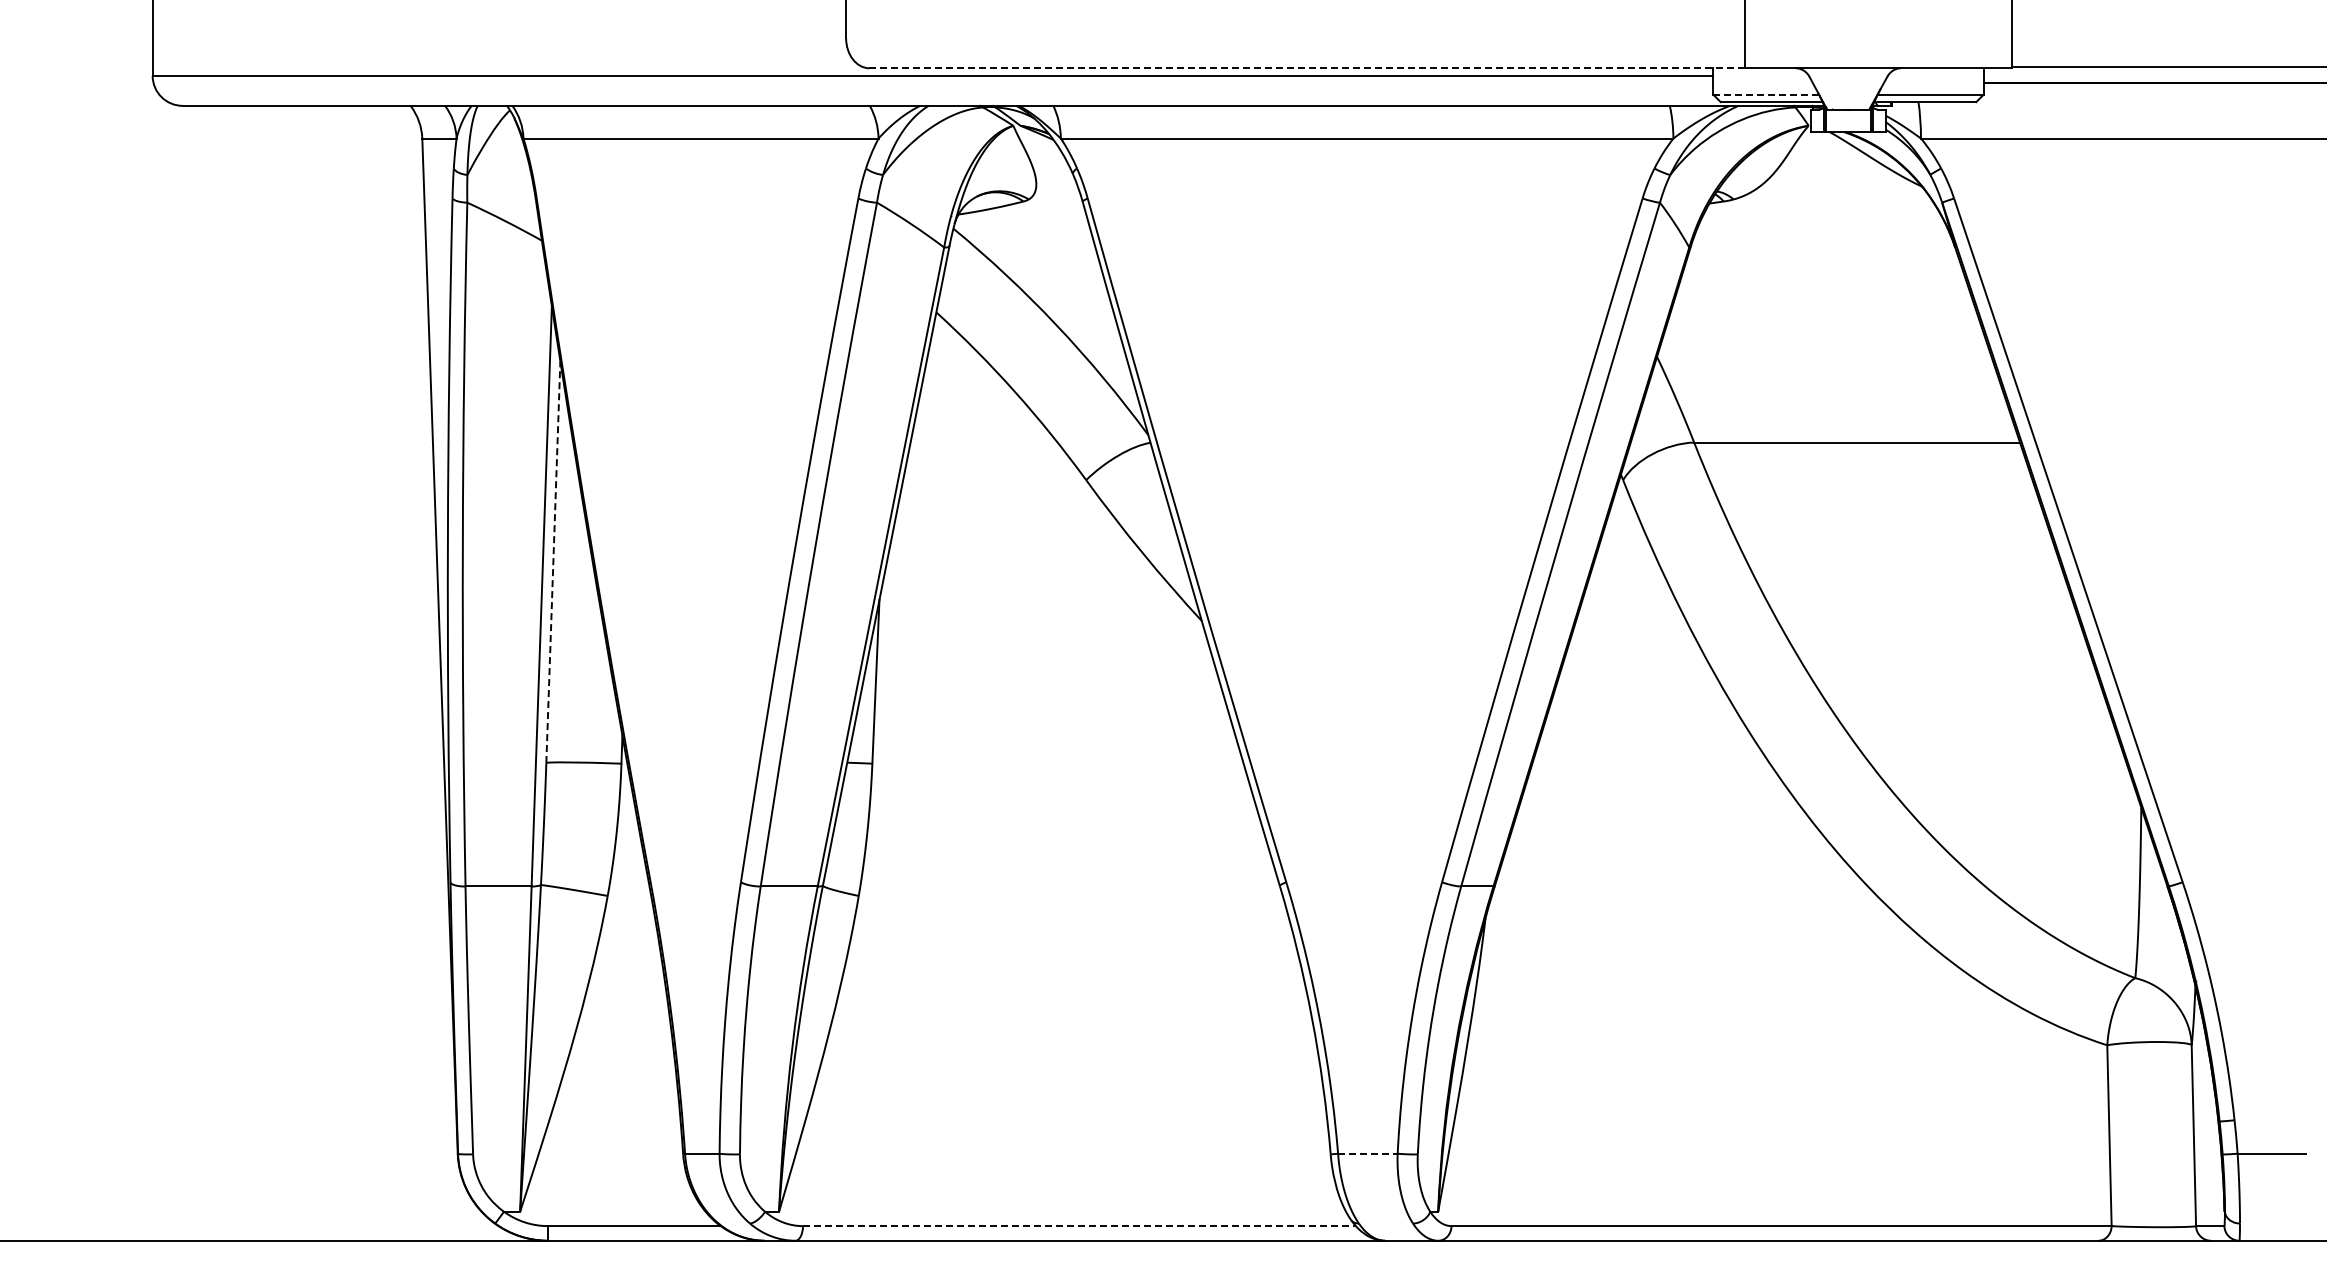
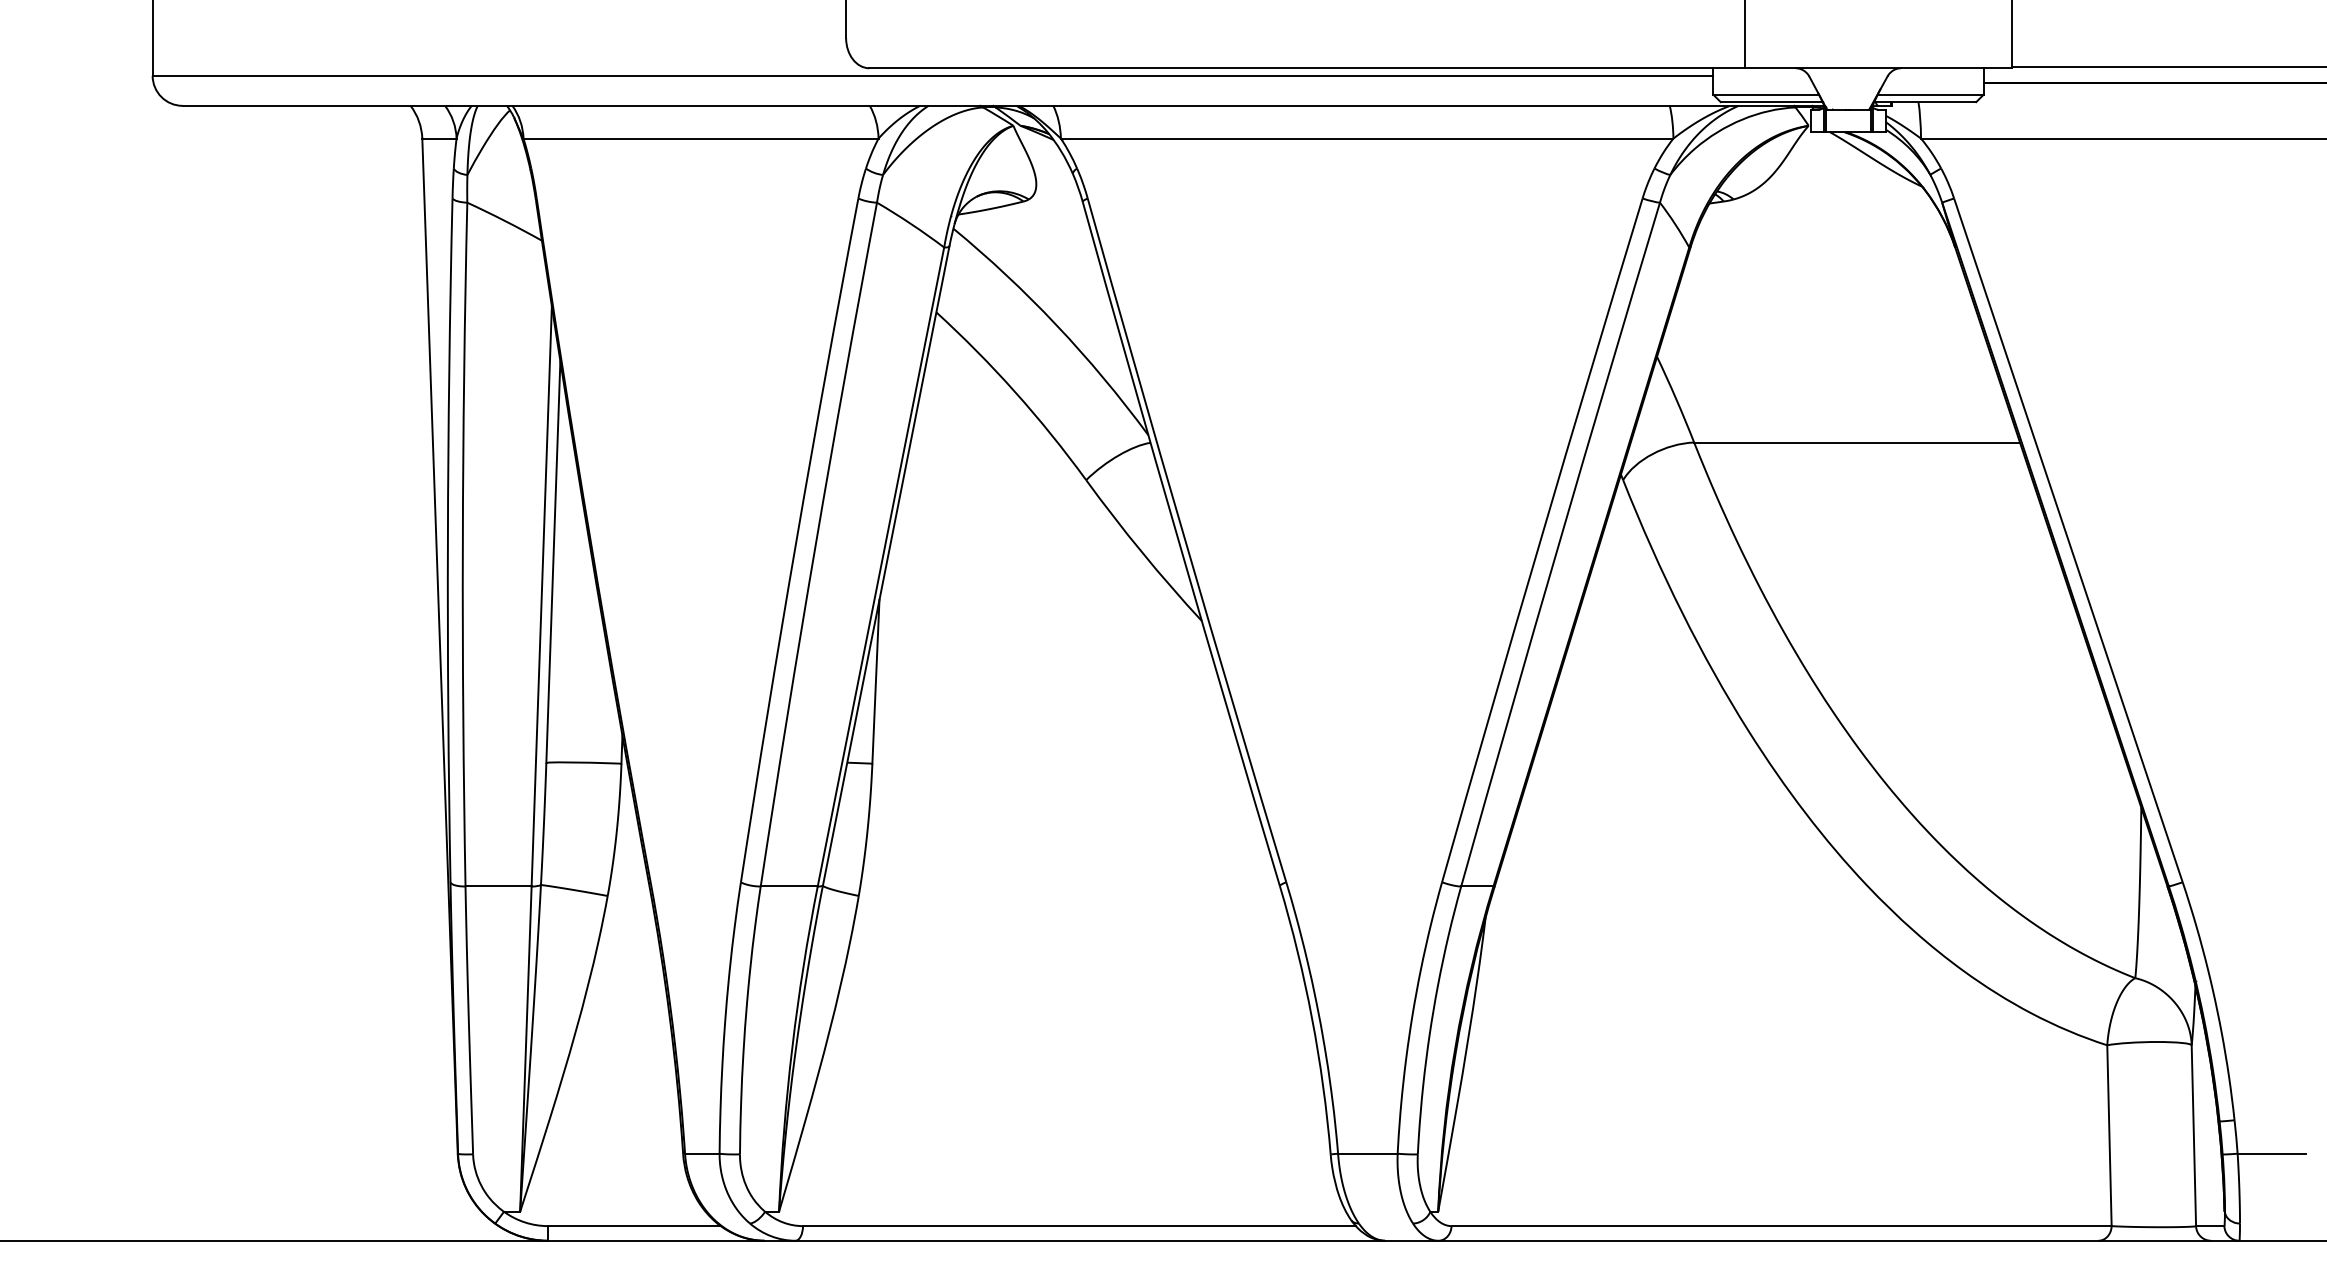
line: dashed -> solid (1307, 68)
line: dashed -> solid (1766, 94)
line: dashed -> solid (553, 562)
line: dashed -> solid (1367, 1153)
line: dashed -> solid (1079, 1226)
